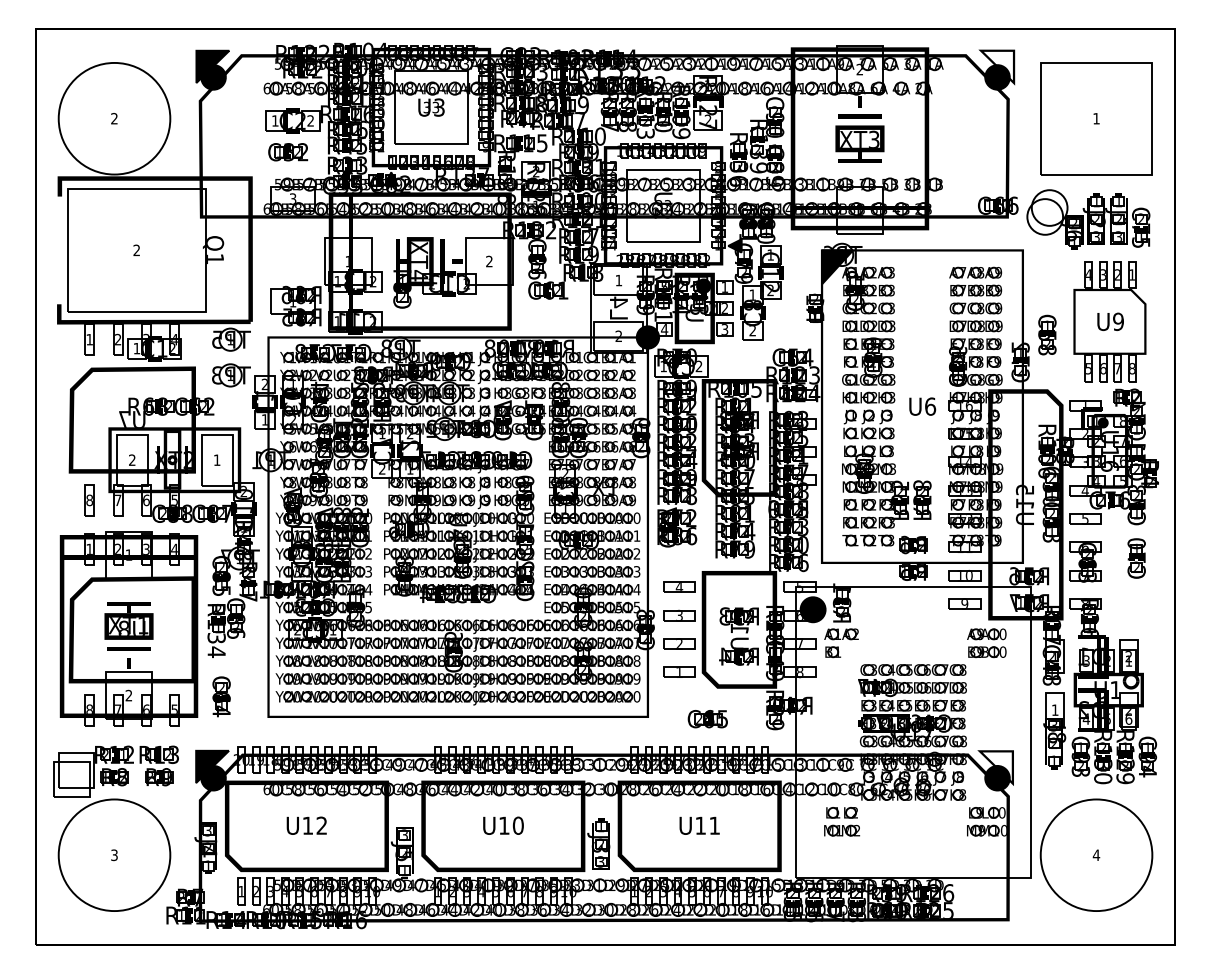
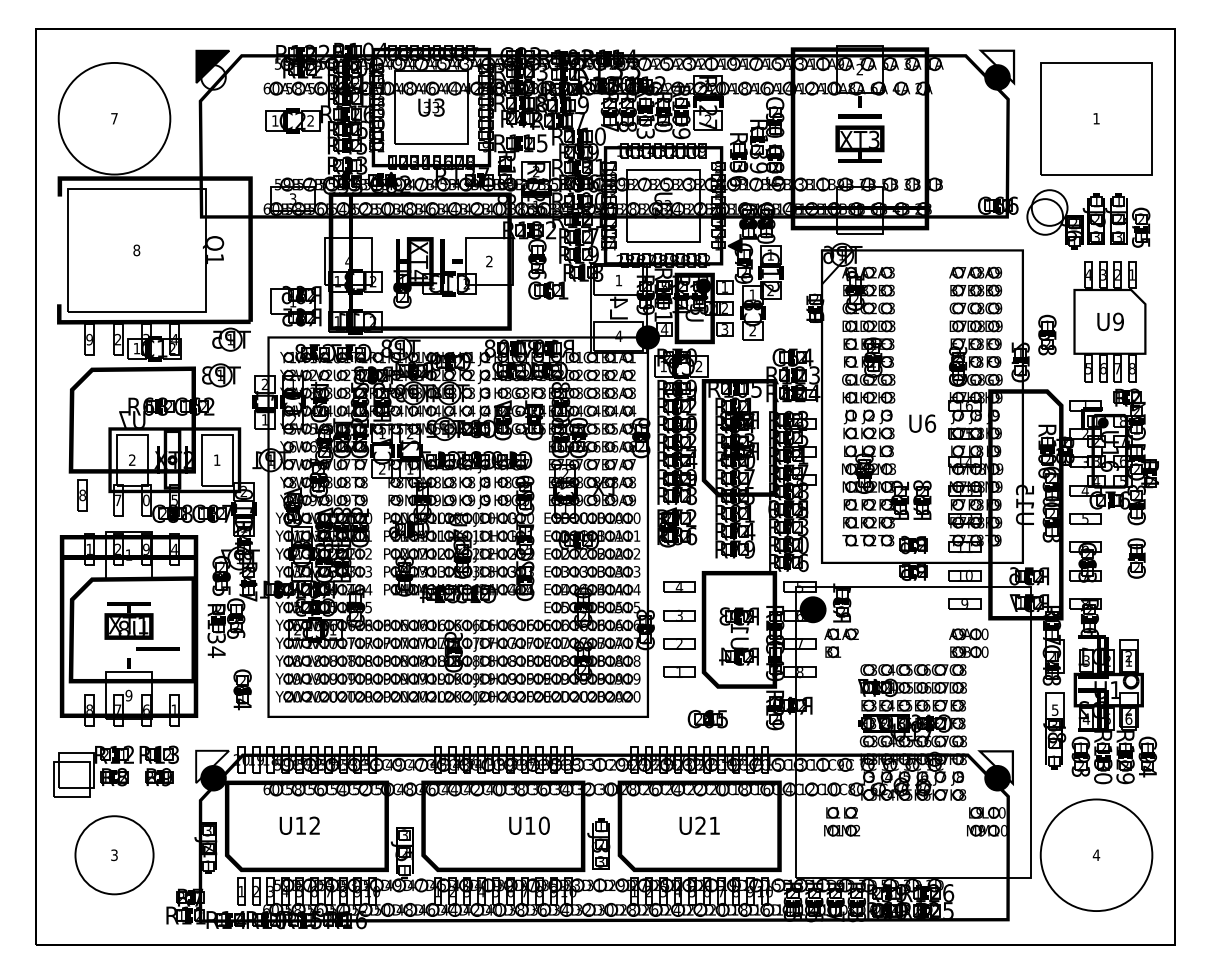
fill: present -> none (213, 77)
text: 2 -> 7 (114, 118)
part: present -> none (288, 152)
text: 2 -> 8 (136, 250)
text: 1 -> 4 (346, 261)
fill: present -> none (837, 267)
text: 2 -> 4 (618, 335)
text: 1 -> 9 (89, 339)
part position: (231, 375) -> (221, 375) (221, 375)
text position: (922, 406) -> (922, 423) (922, 423)
text: 6 -> 0 (146, 499)
part position: (89, 500) -> (82, 495) (82, 495)
text: 3 -> 9 (146, 548)
part position: (986, 643) -> (968, 643) (968, 643)
line position: (128, 648) -> (157, 648) (157, 648)
text: 2 -> 9 (128, 695)
part position: (221, 696) -> (242, 689) (242, 689)
text: 5 -> 1 (174, 708)
text: 1 -> 5 (1055, 709)
fill: present -> none (212, 766)
text position: (306, 825) -> (299, 825) (299, 825)
text position: (503, 825) -> (529, 825) (529, 825)
text: U11 -> U21 (700, 825)
circle diameter: 112 px -> 78 px (114, 855)
